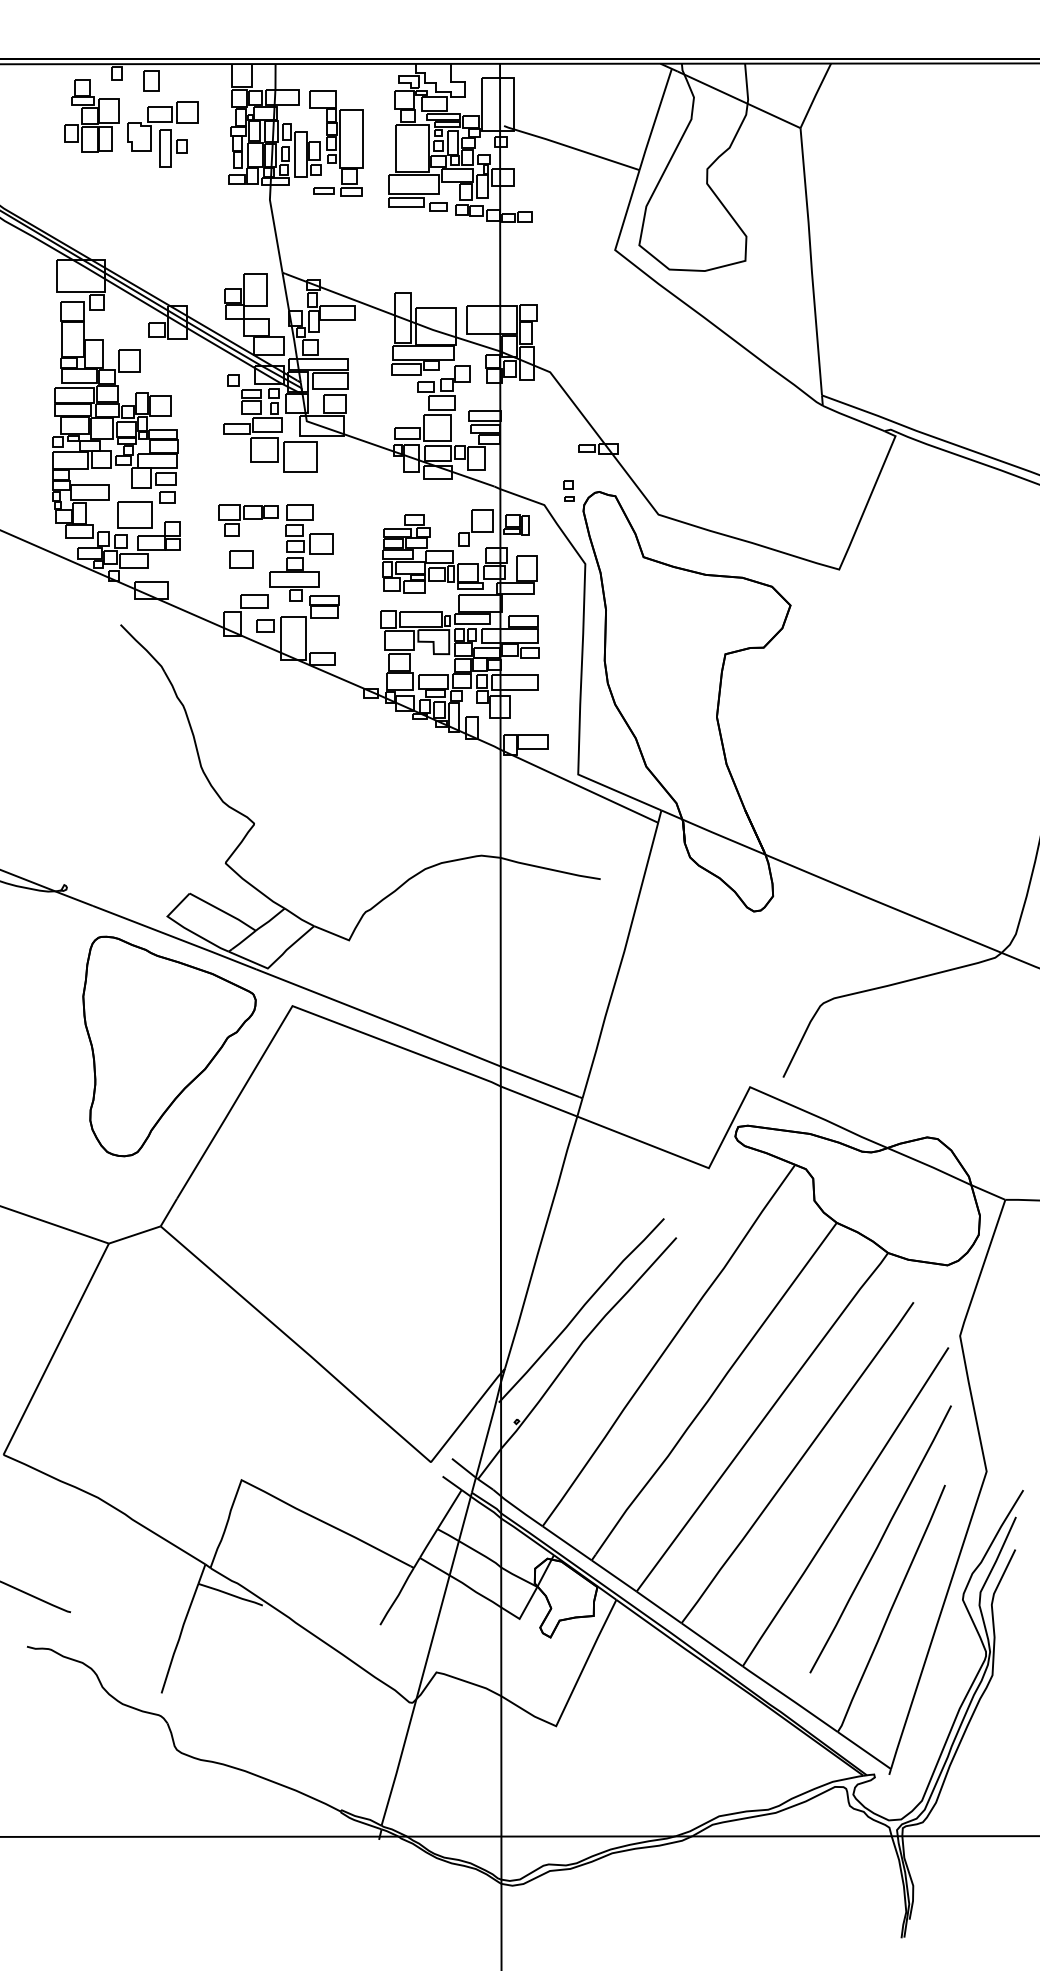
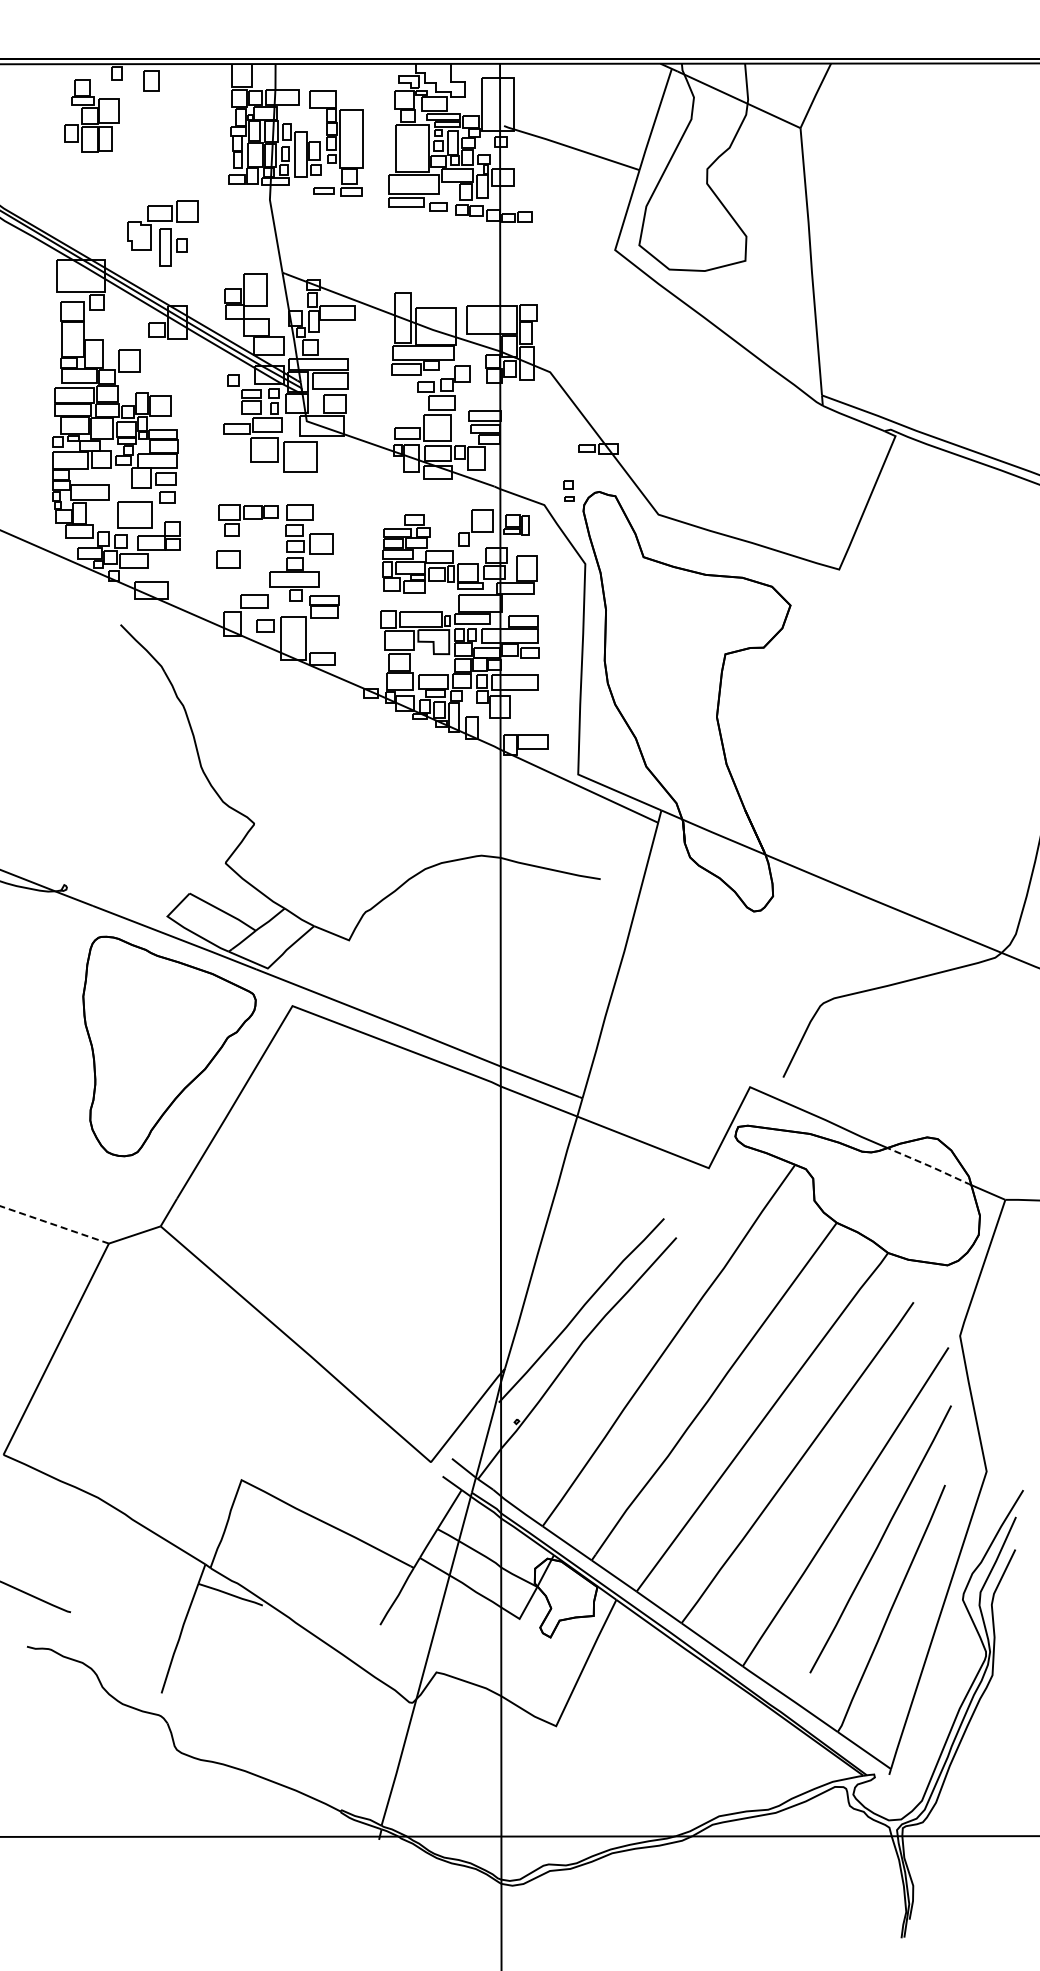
part position: (162, 134) -> (162, 233) (162, 233)
part position: (241, 559) -> (228, 559) (228, 559)
line: solid -> dashed (930, 1166)
line: solid -> dashed (55, 1225)
